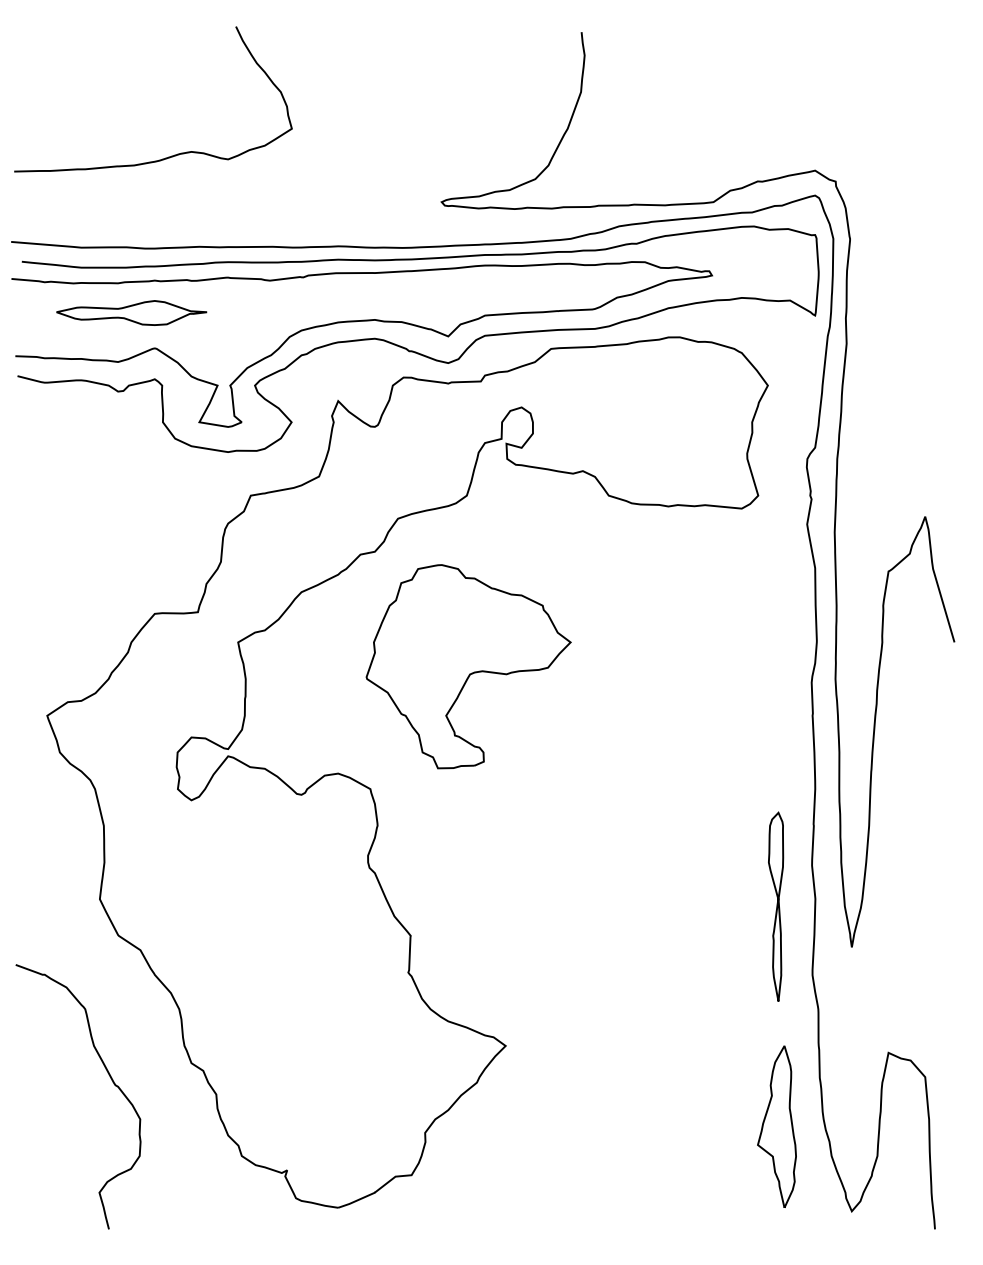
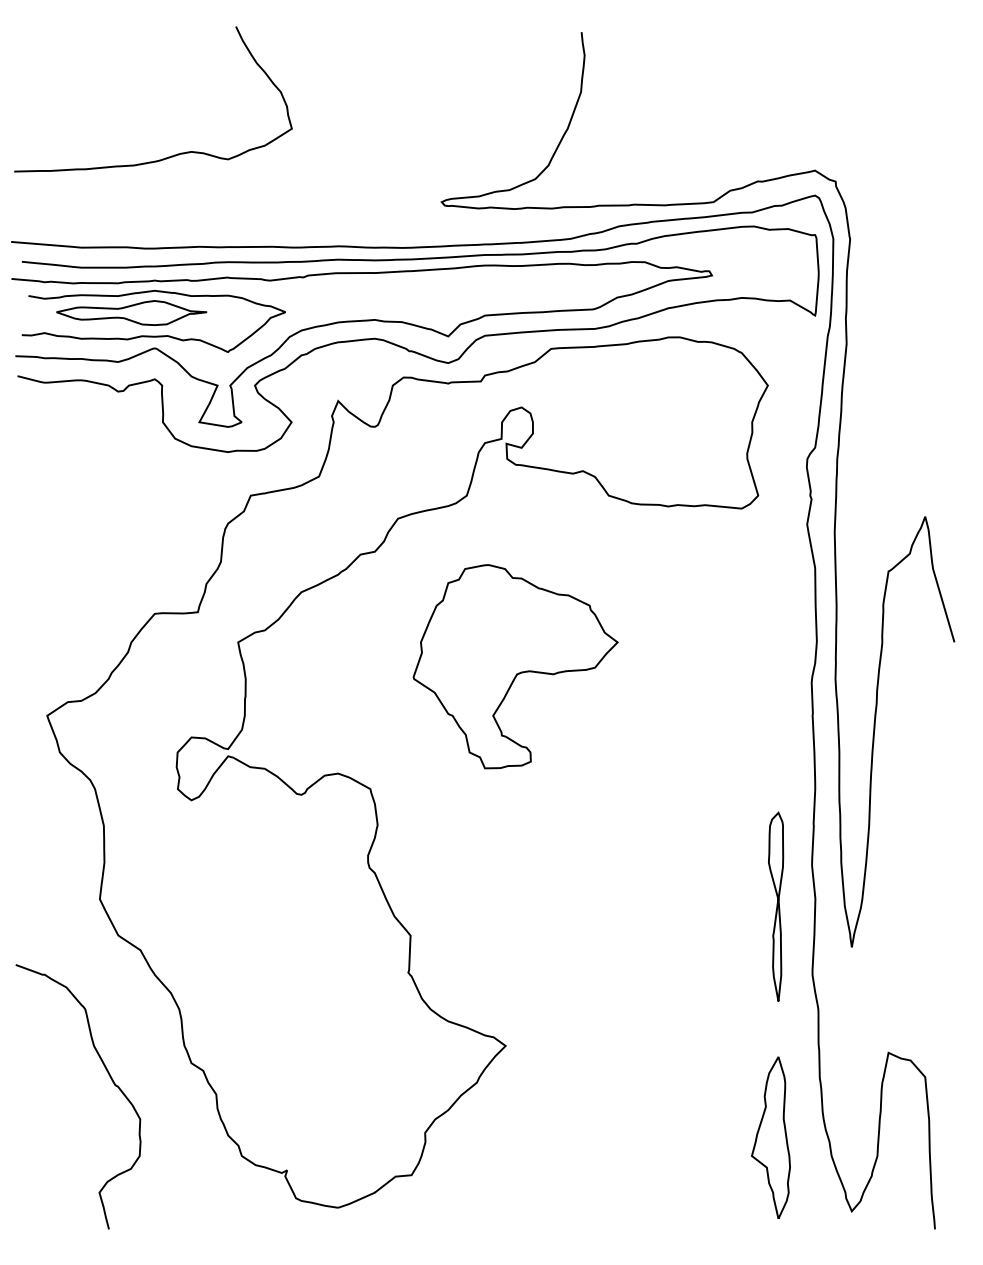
curve: none -> present (153, 335)
part position: (468, 666) -> (515, 666) (515, 666)
part position: (776, 1126) -> (770, 1137) (770, 1137)
